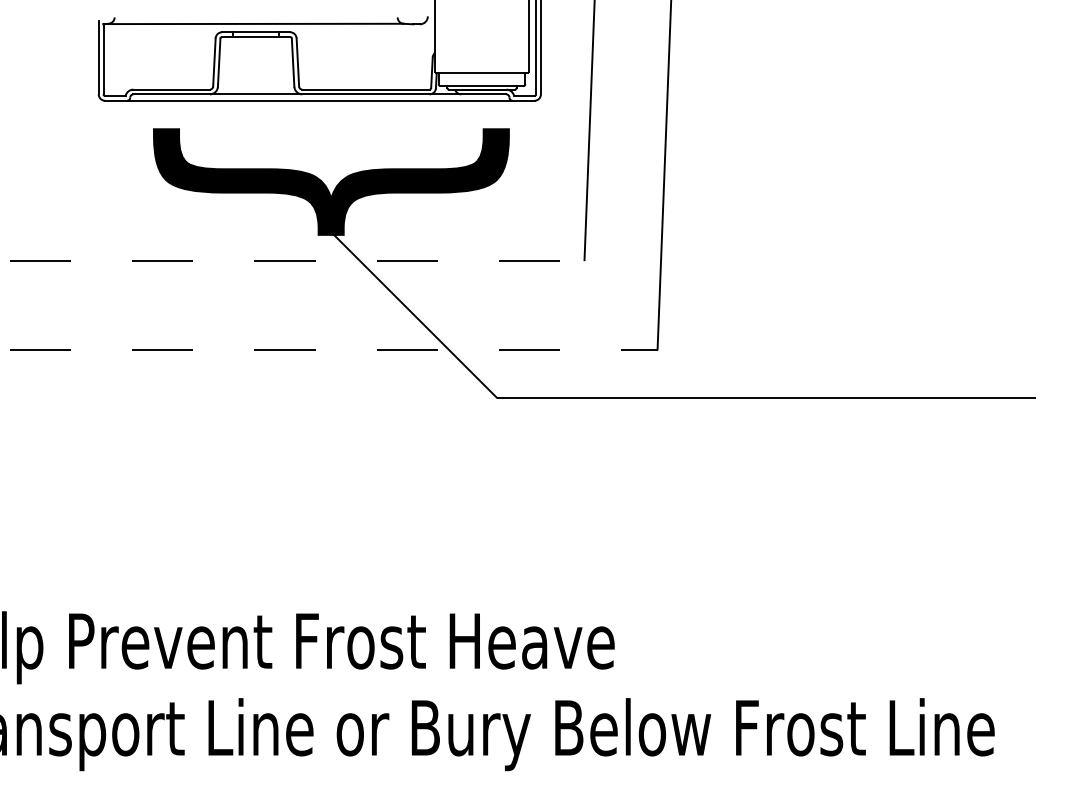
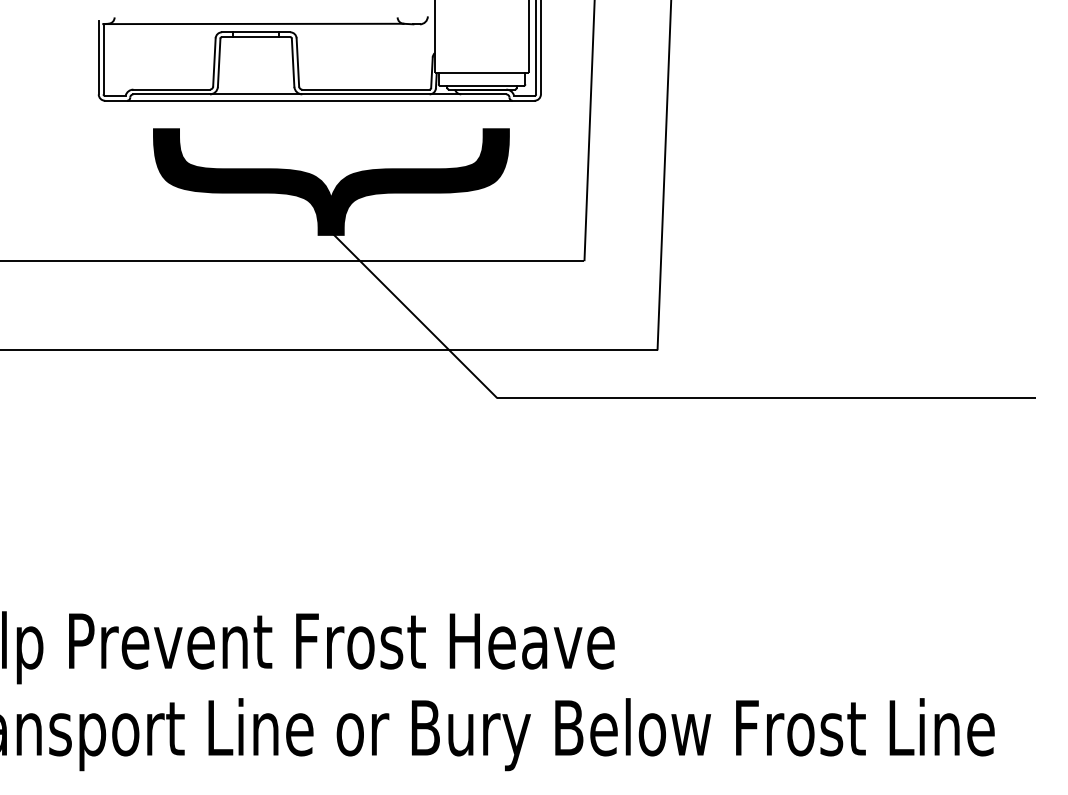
line: dashed -> solid (292, 261)
line: dashed -> solid (329, 350)
